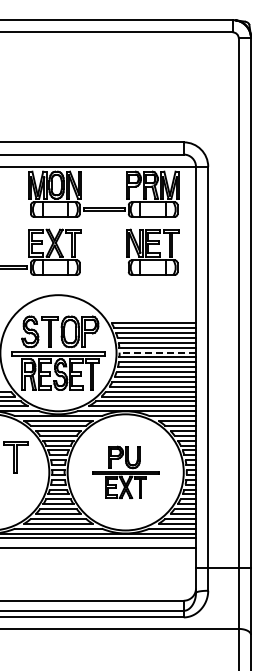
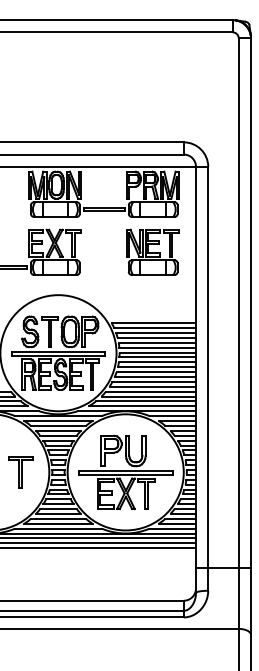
line: dashed -> solid (157, 352)
part position: (15, 457) -> (20, 472) (20, 472)
part size: 68x55 px -> 96x77 px (125, 472)
line: none -> present (99, 543)
